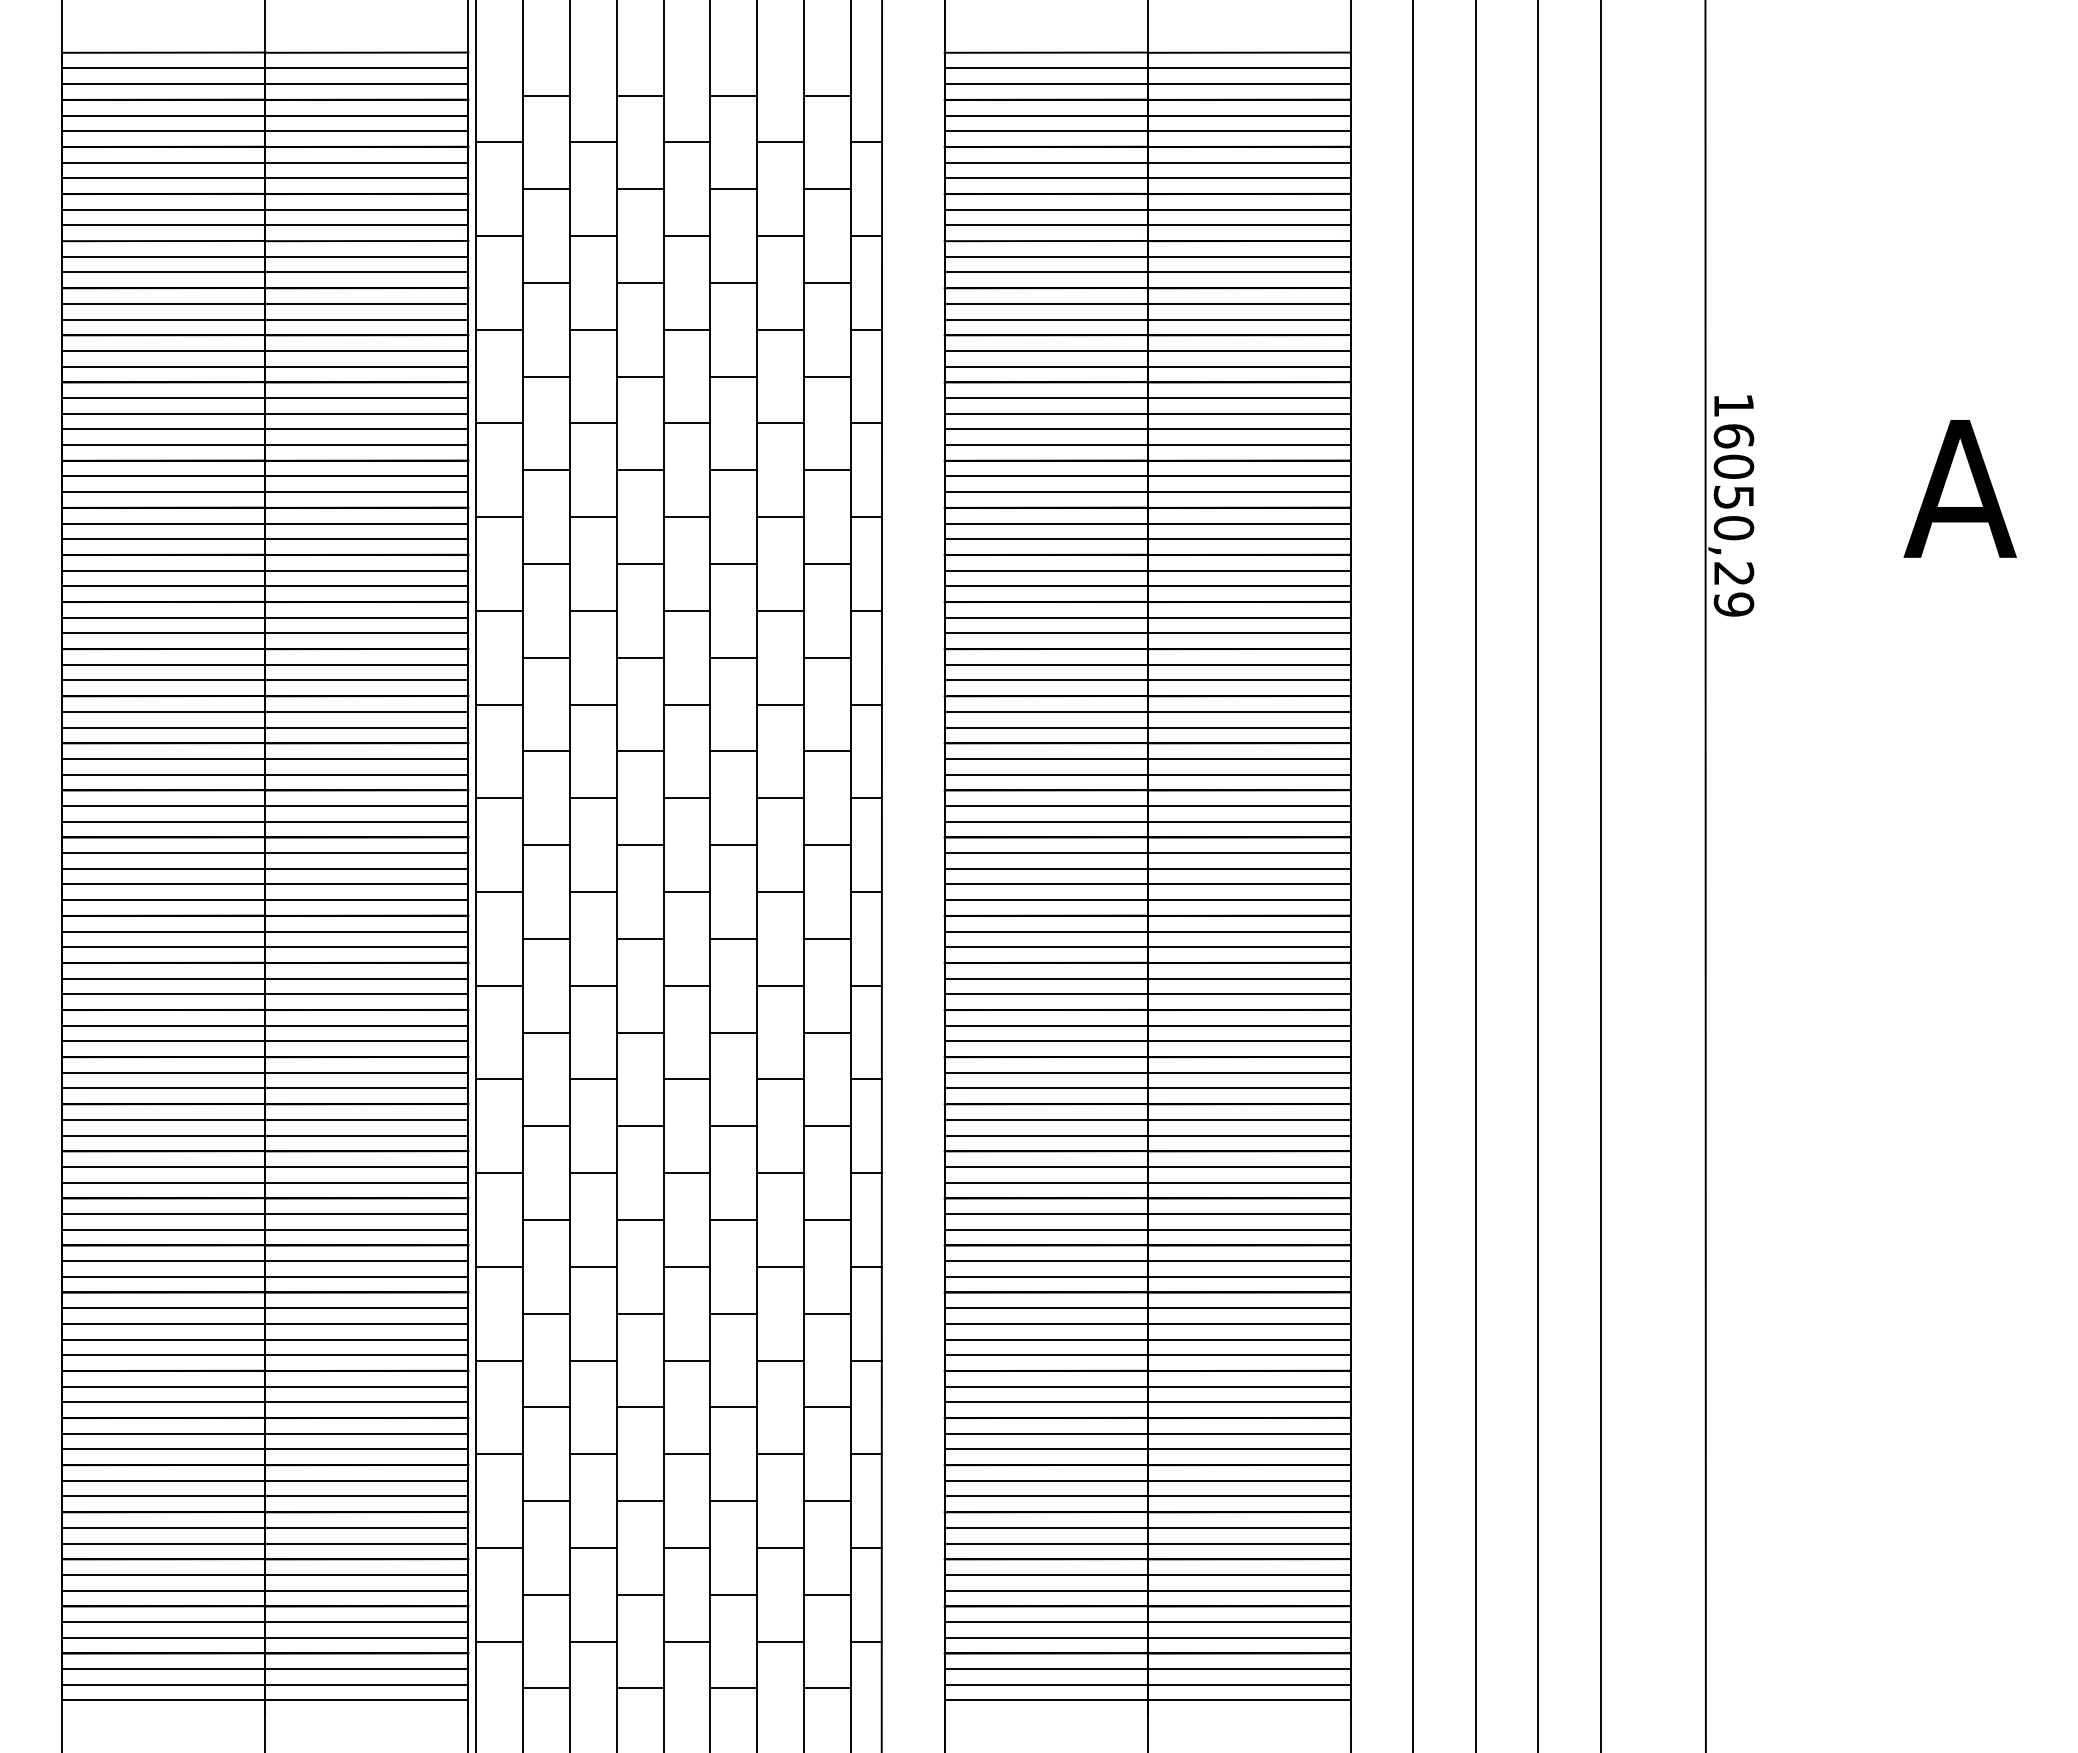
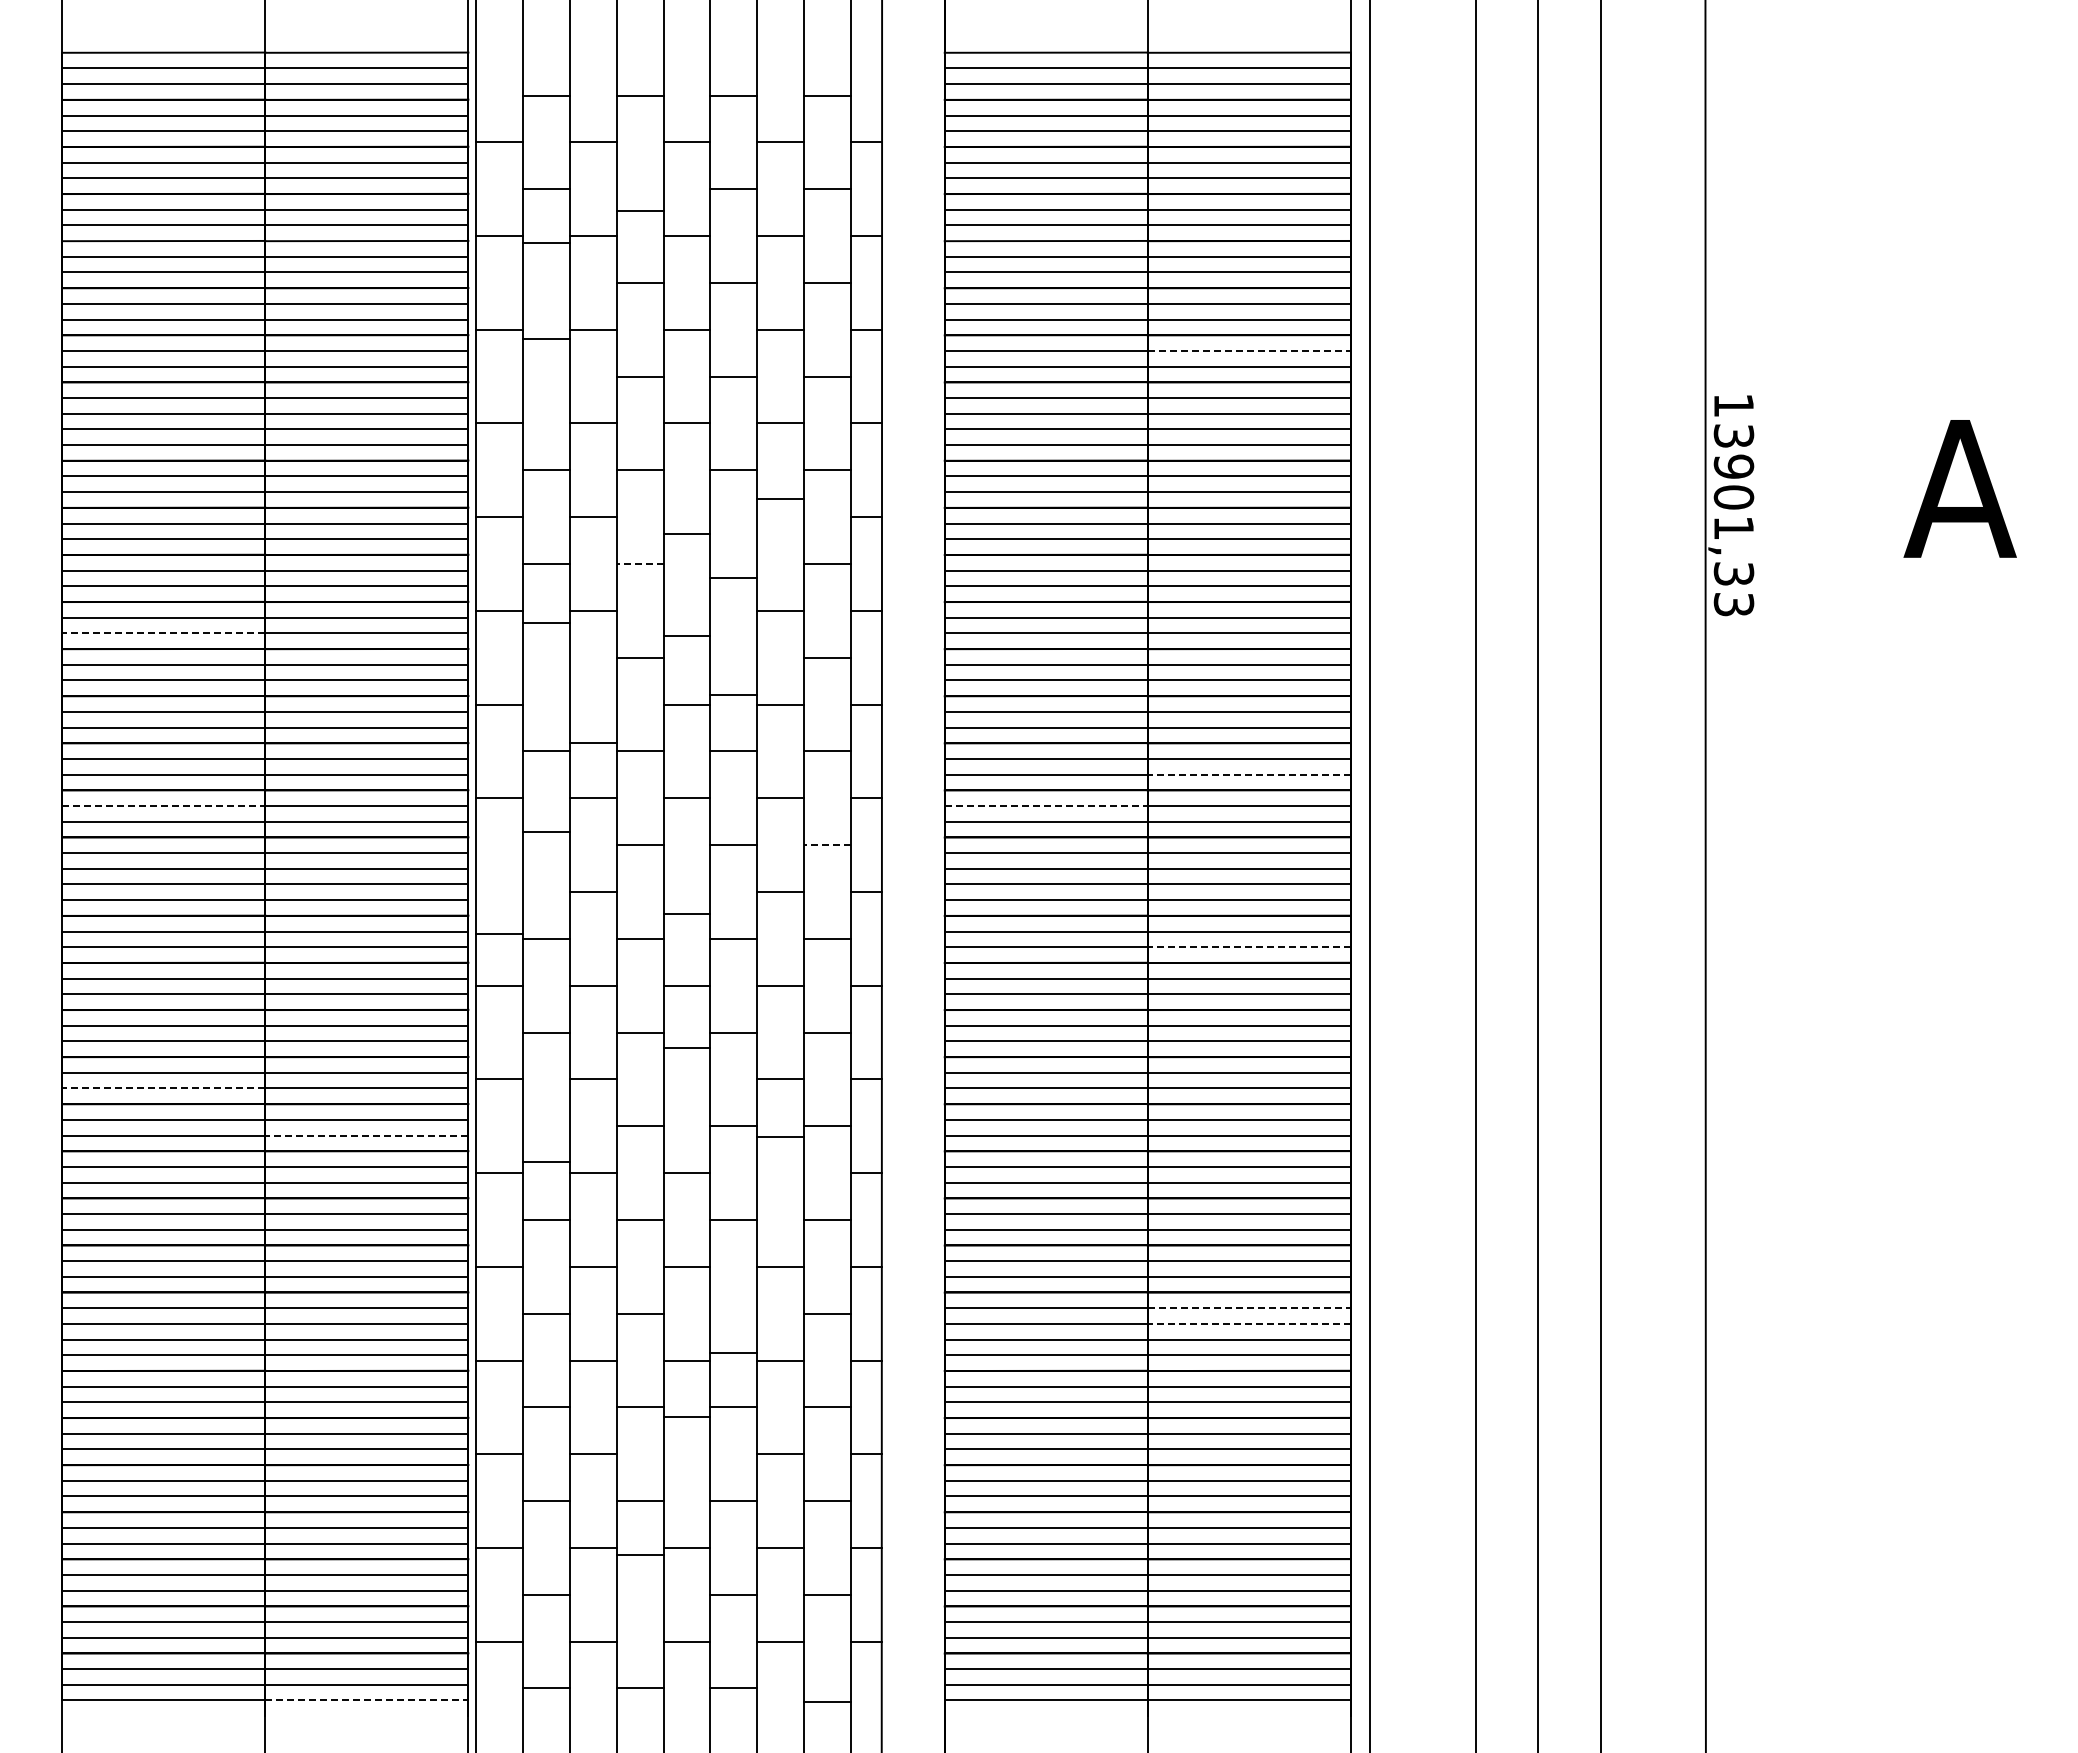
line position: (639, 189) -> (639, 211) (639, 211)
line position: (546, 282) -> (546, 242) (546, 242)
line: solid -> dashed (1249, 351)
line position: (546, 376) -> (546, 338) (546, 338)
line position: (686, 517) -> (686, 534) (686, 534)
line position: (780, 517) -> (780, 499) (780, 499)
text: 16050,29 -> 13901,33 (1733, 520)
line: solid -> dashed (639, 564)
line position: (733, 564) -> (733, 578) (733, 578)
line position: (686, 610) -> (686, 635) (686, 635)
line: solid -> dashed (163, 633)
line position: (546, 657) -> (546, 622) (546, 622)
line position: (733, 657) -> (733, 694) (733, 694)
line position: (592, 704) -> (592, 742) (592, 742)
line: solid -> dashed (1249, 774)
line: solid -> dashed (163, 806)
line: solid -> dashed (1046, 806)
line position: (546, 845) -> (546, 832) (546, 832)
line: solid -> dashed (827, 845)
line position: (1413, 875) -> (1370, 875) (1370, 875)
line position: (499, 892) -> (499, 934) (499, 934)
line position: (686, 892) -> (686, 914) (686, 914)
line: solid -> dashed (1249, 947)
line position: (686, 1079) -> (686, 1048) (686, 1048)
line: solid -> dashed (163, 1088)
line position: (546, 1126) -> (546, 1162) (546, 1162)
line: solid -> dashed (366, 1135)
line position: (780, 1173) -> (780, 1137) (780, 1137)
line: solid -> dashed (1249, 1308)
line position: (733, 1313) -> (733, 1352) (733, 1352)
line: solid -> dashed (1249, 1323)
line position: (686, 1454) -> (686, 1417) (686, 1417)
line position: (639, 1594) -> (639, 1554) (639, 1554)
line position: (827, 1688) -> (827, 1702) (827, 1702)
line: solid -> dashed (366, 1700)
